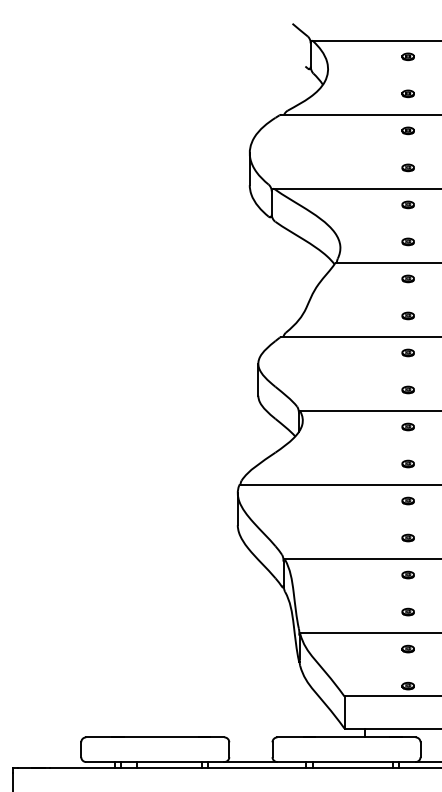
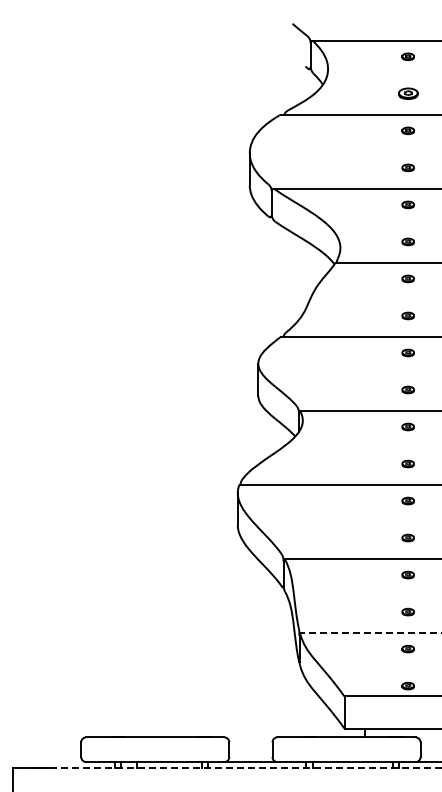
part size: 14x10 px -> 21x13 px (408, 93)
line: solid -> dashed (370, 633)
line: solid -> dashed (246, 768)
